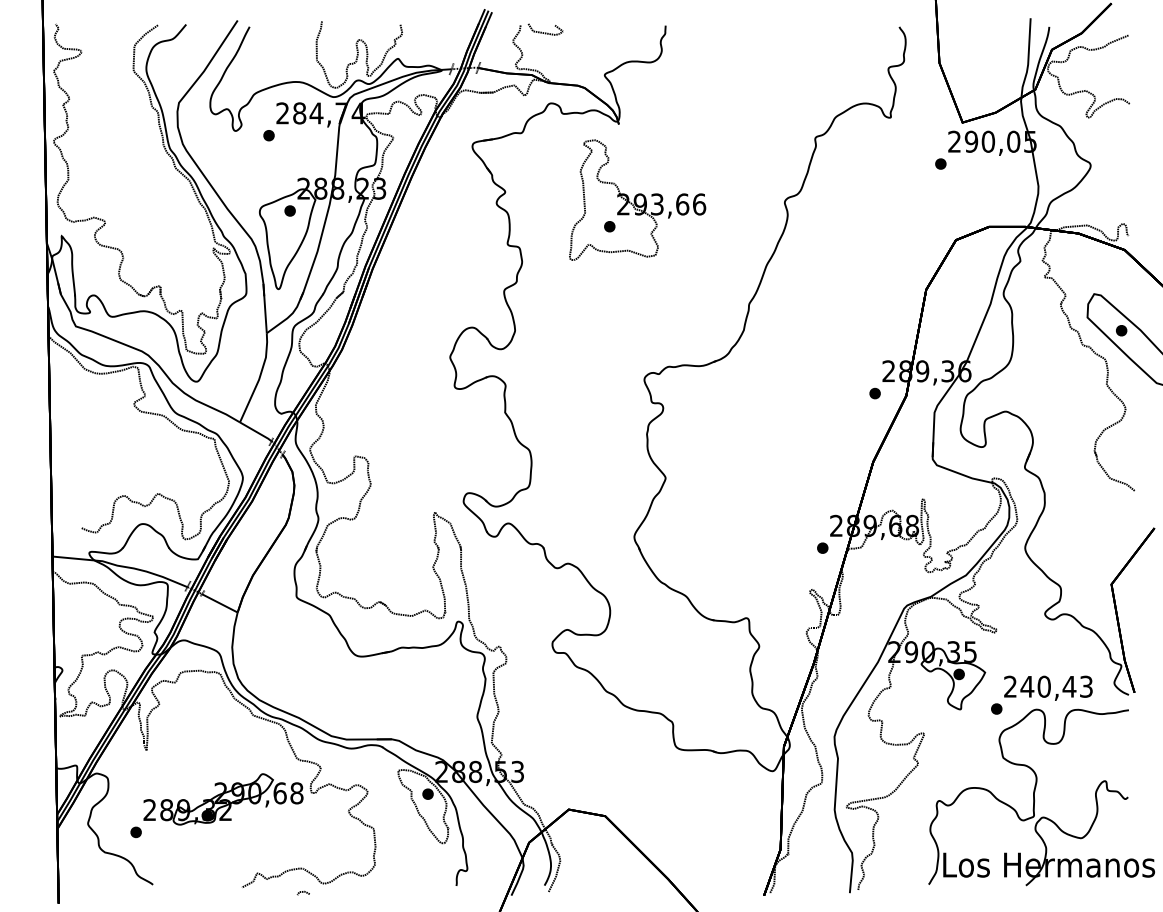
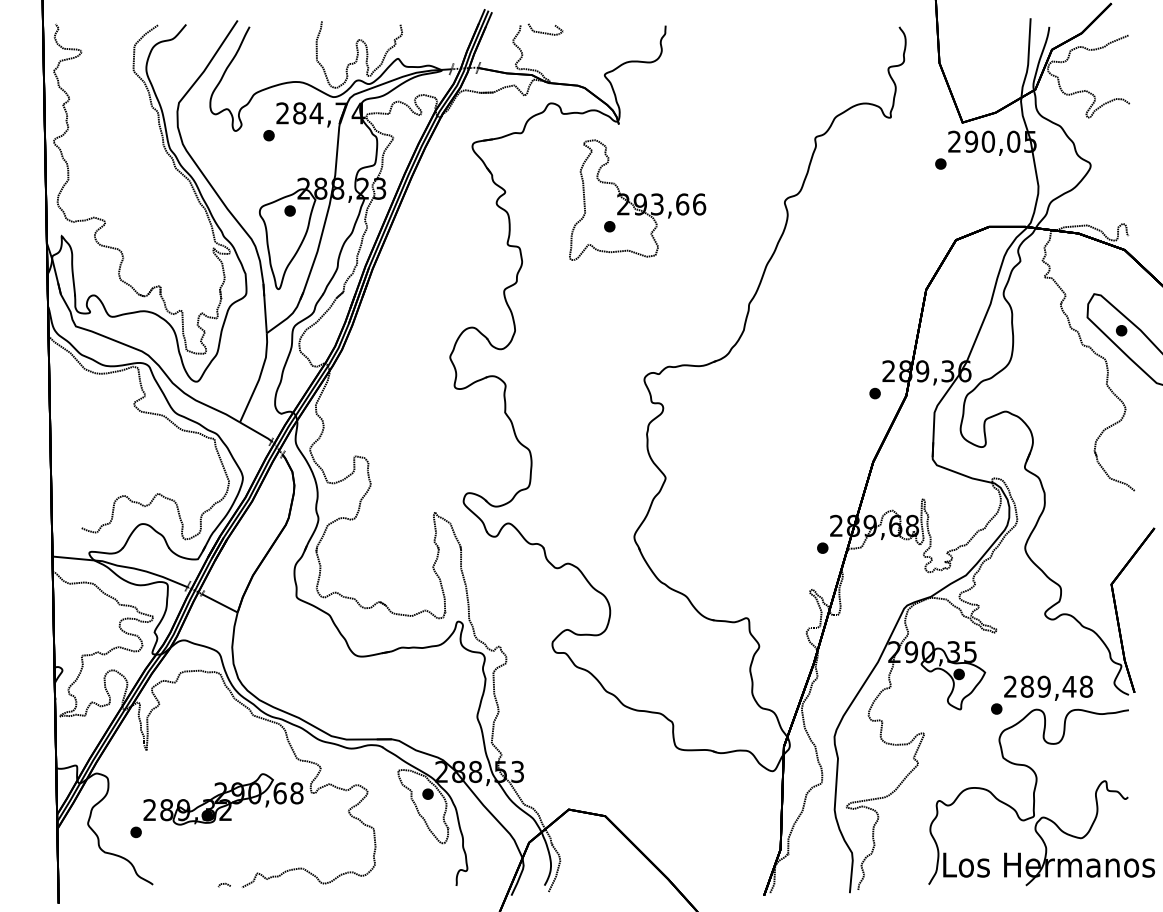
text: 240,43 -> 289,48 (1056, 686)
line position: (302, 892) -> (223, 884) (223, 884)
